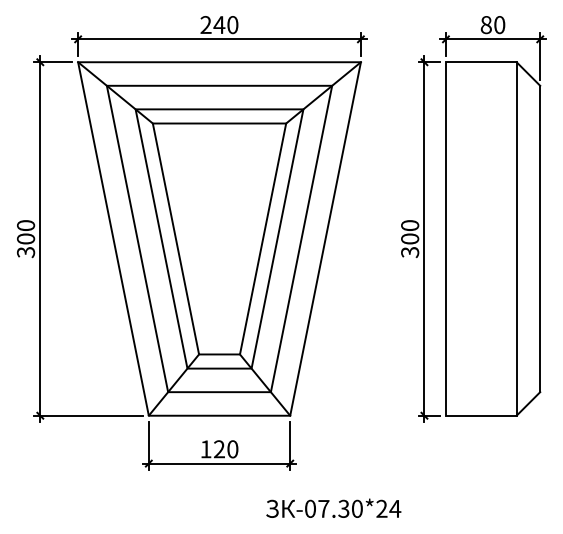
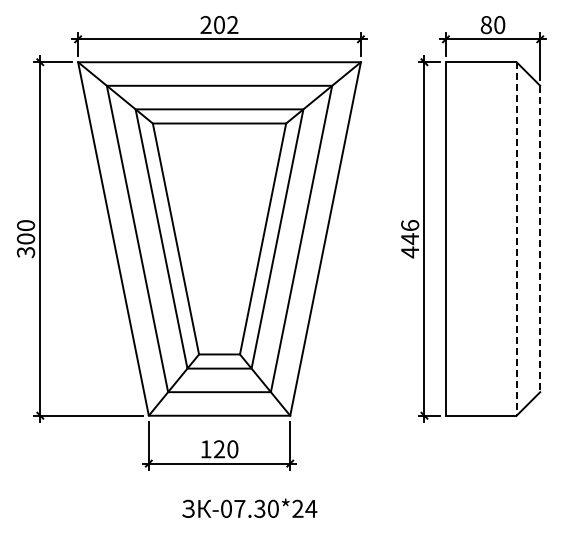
text: 240 -> 202 (225, 25)
line: solid -> dashed (516, 238)
text: 300 -> 446 (410, 239)
line: solid -> dashed (540, 239)
text position: (333, 507) -> (249, 507) (249, 507)
